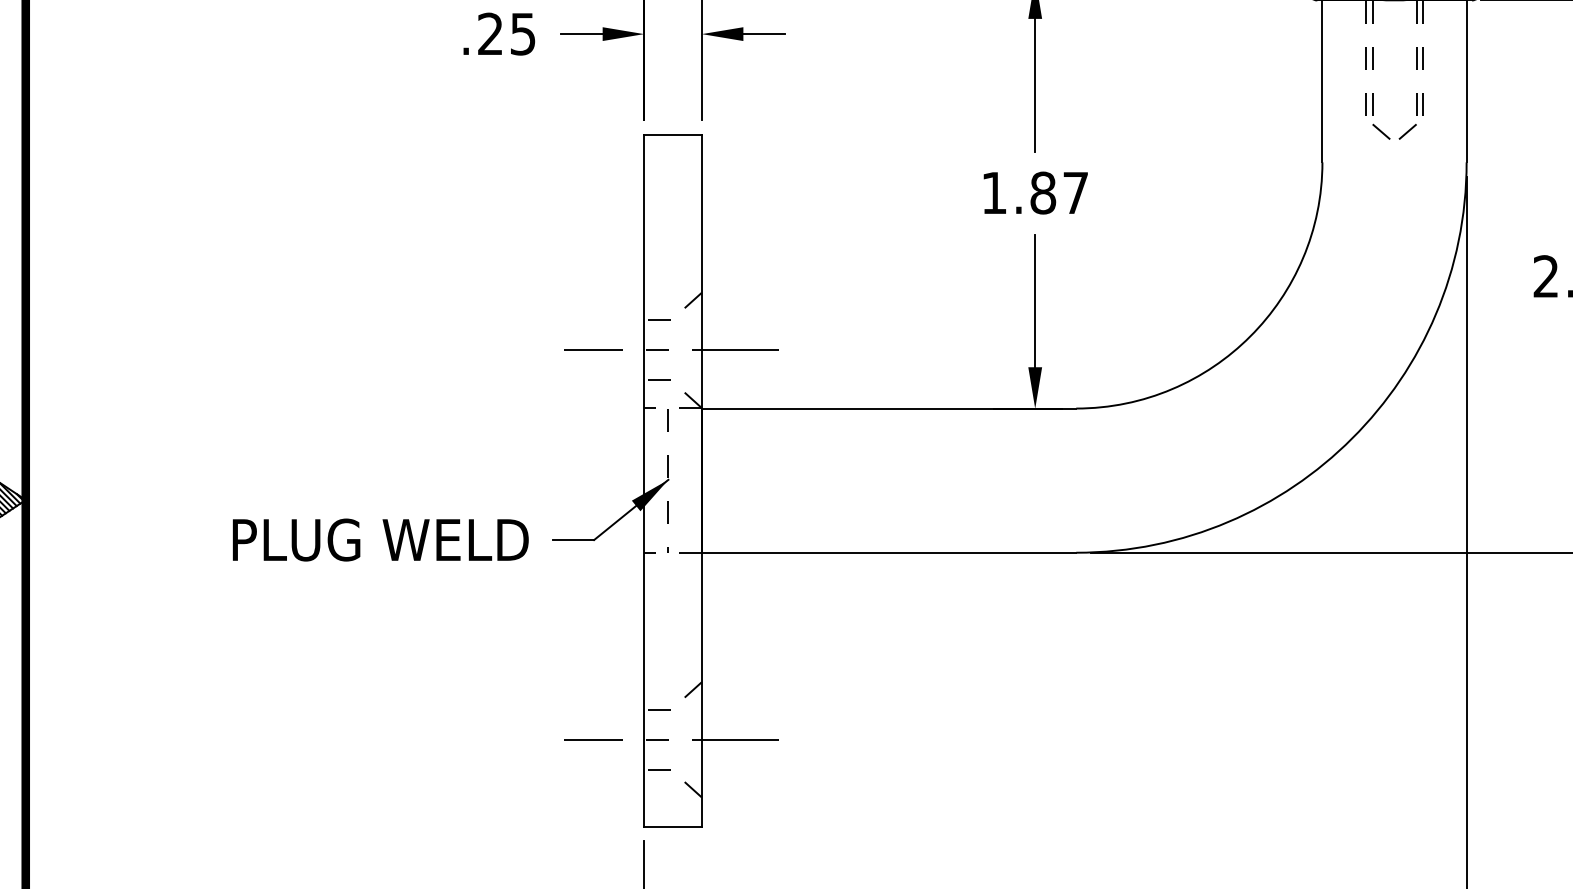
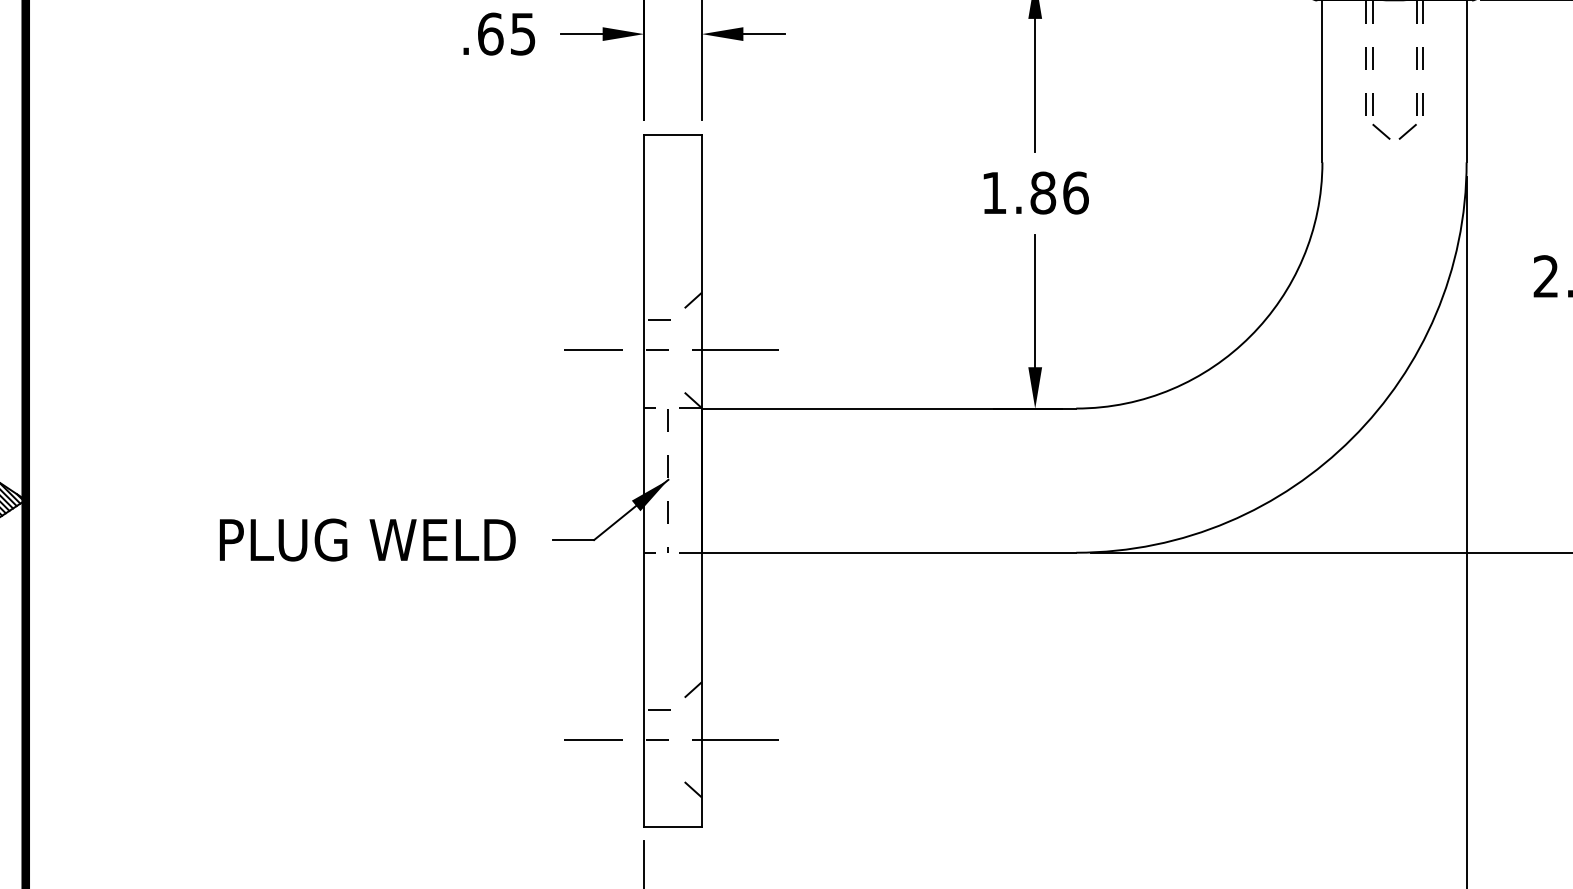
text: .25 -> .65 (490, 33)
text: 1.87 -> 1.86 (1075, 192)
line: present -> none (657, 380)
text position: (380, 539) -> (367, 539) (367, 539)
line: present -> none (657, 769)
